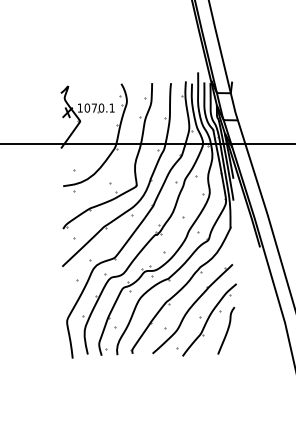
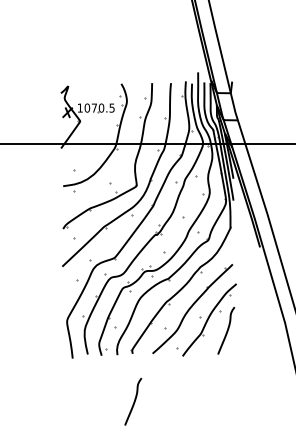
text: 1070.1 -> 1070.5 (111, 107)
curve: none -> present (133, 401)
